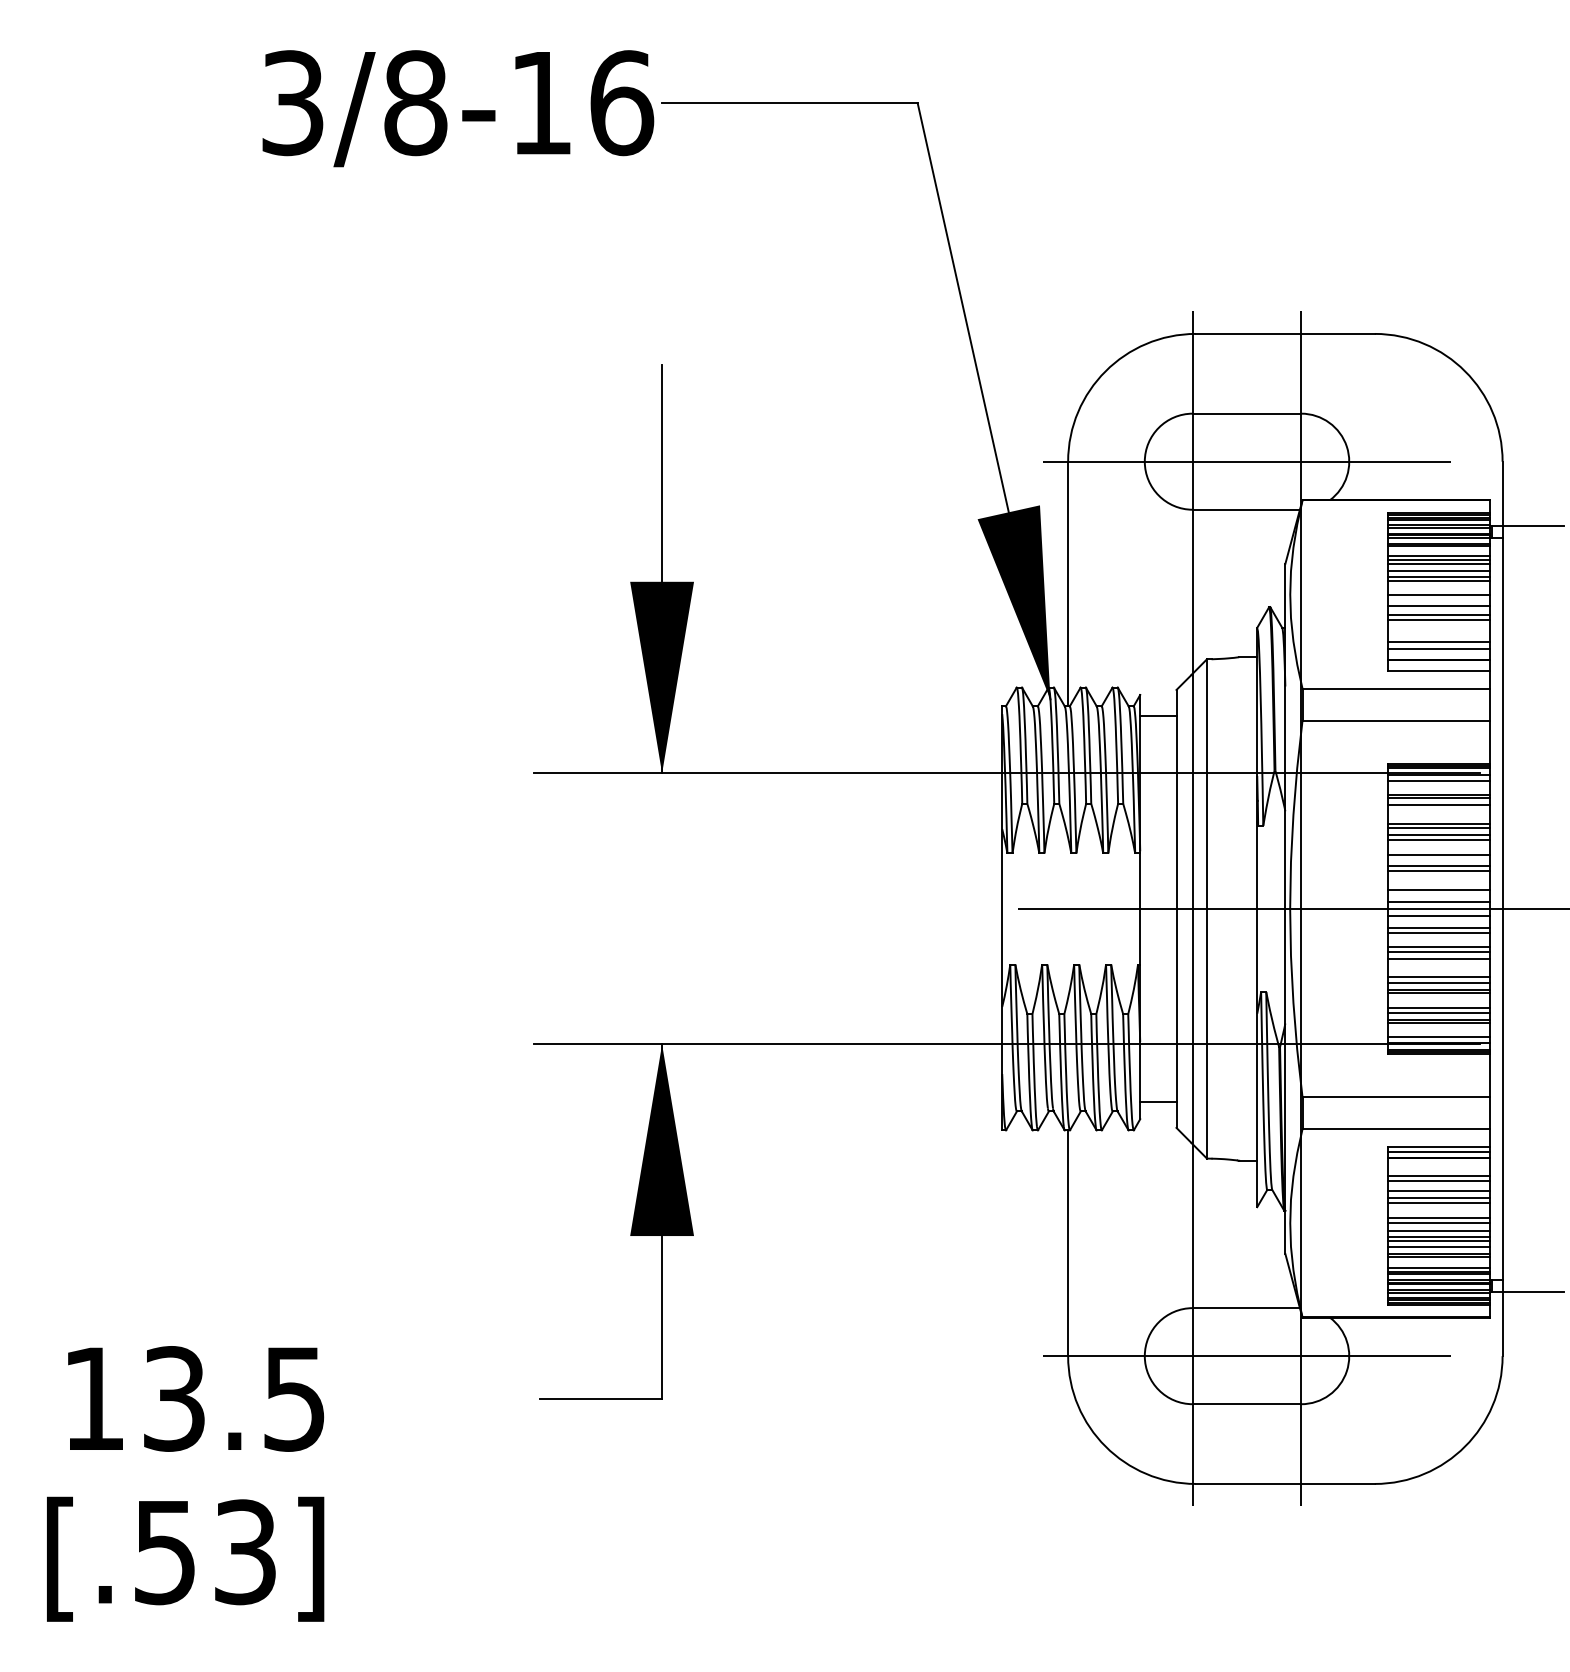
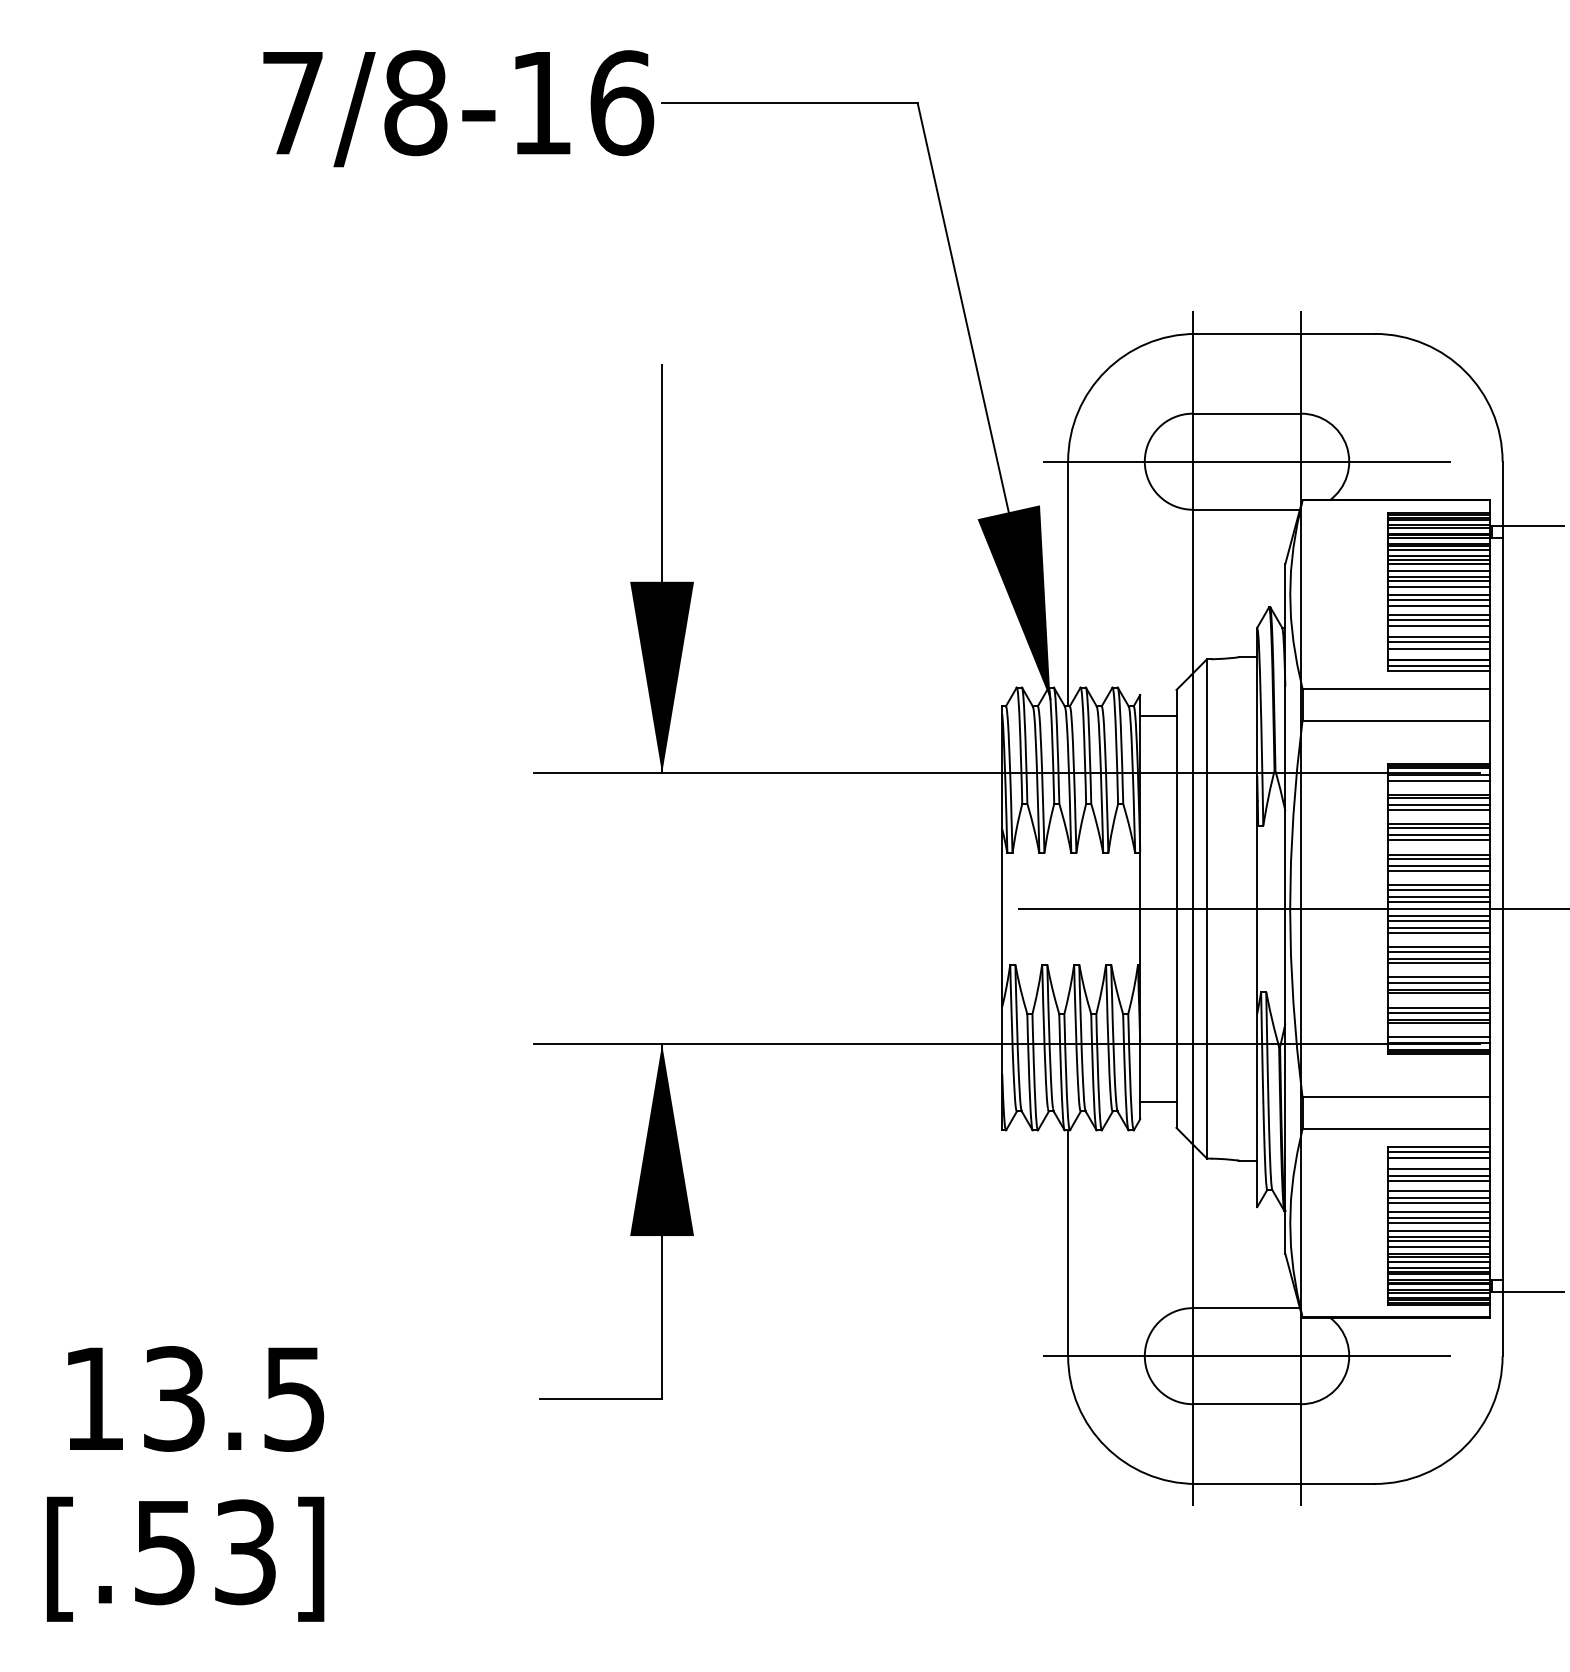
text: 3/8-16 -> 7/8-16 (292, 103)
line: none -> present (1438, 549)
line: none -> present (1438, 587)
line: none -> present (1438, 599)
line: none -> present (1438, 626)
line: none -> present (1438, 636)
line: none -> present (1438, 666)
line: none -> present (1438, 810)
line: none -> present (1438, 858)
line: none -> present (1438, 885)
line: none -> present (1438, 897)
line: none -> present (1438, 920)
line: none -> present (1438, 963)
line: none -> present (1438, 1169)
line: none -> present (1438, 1211)
line: none -> present (1438, 1261)
